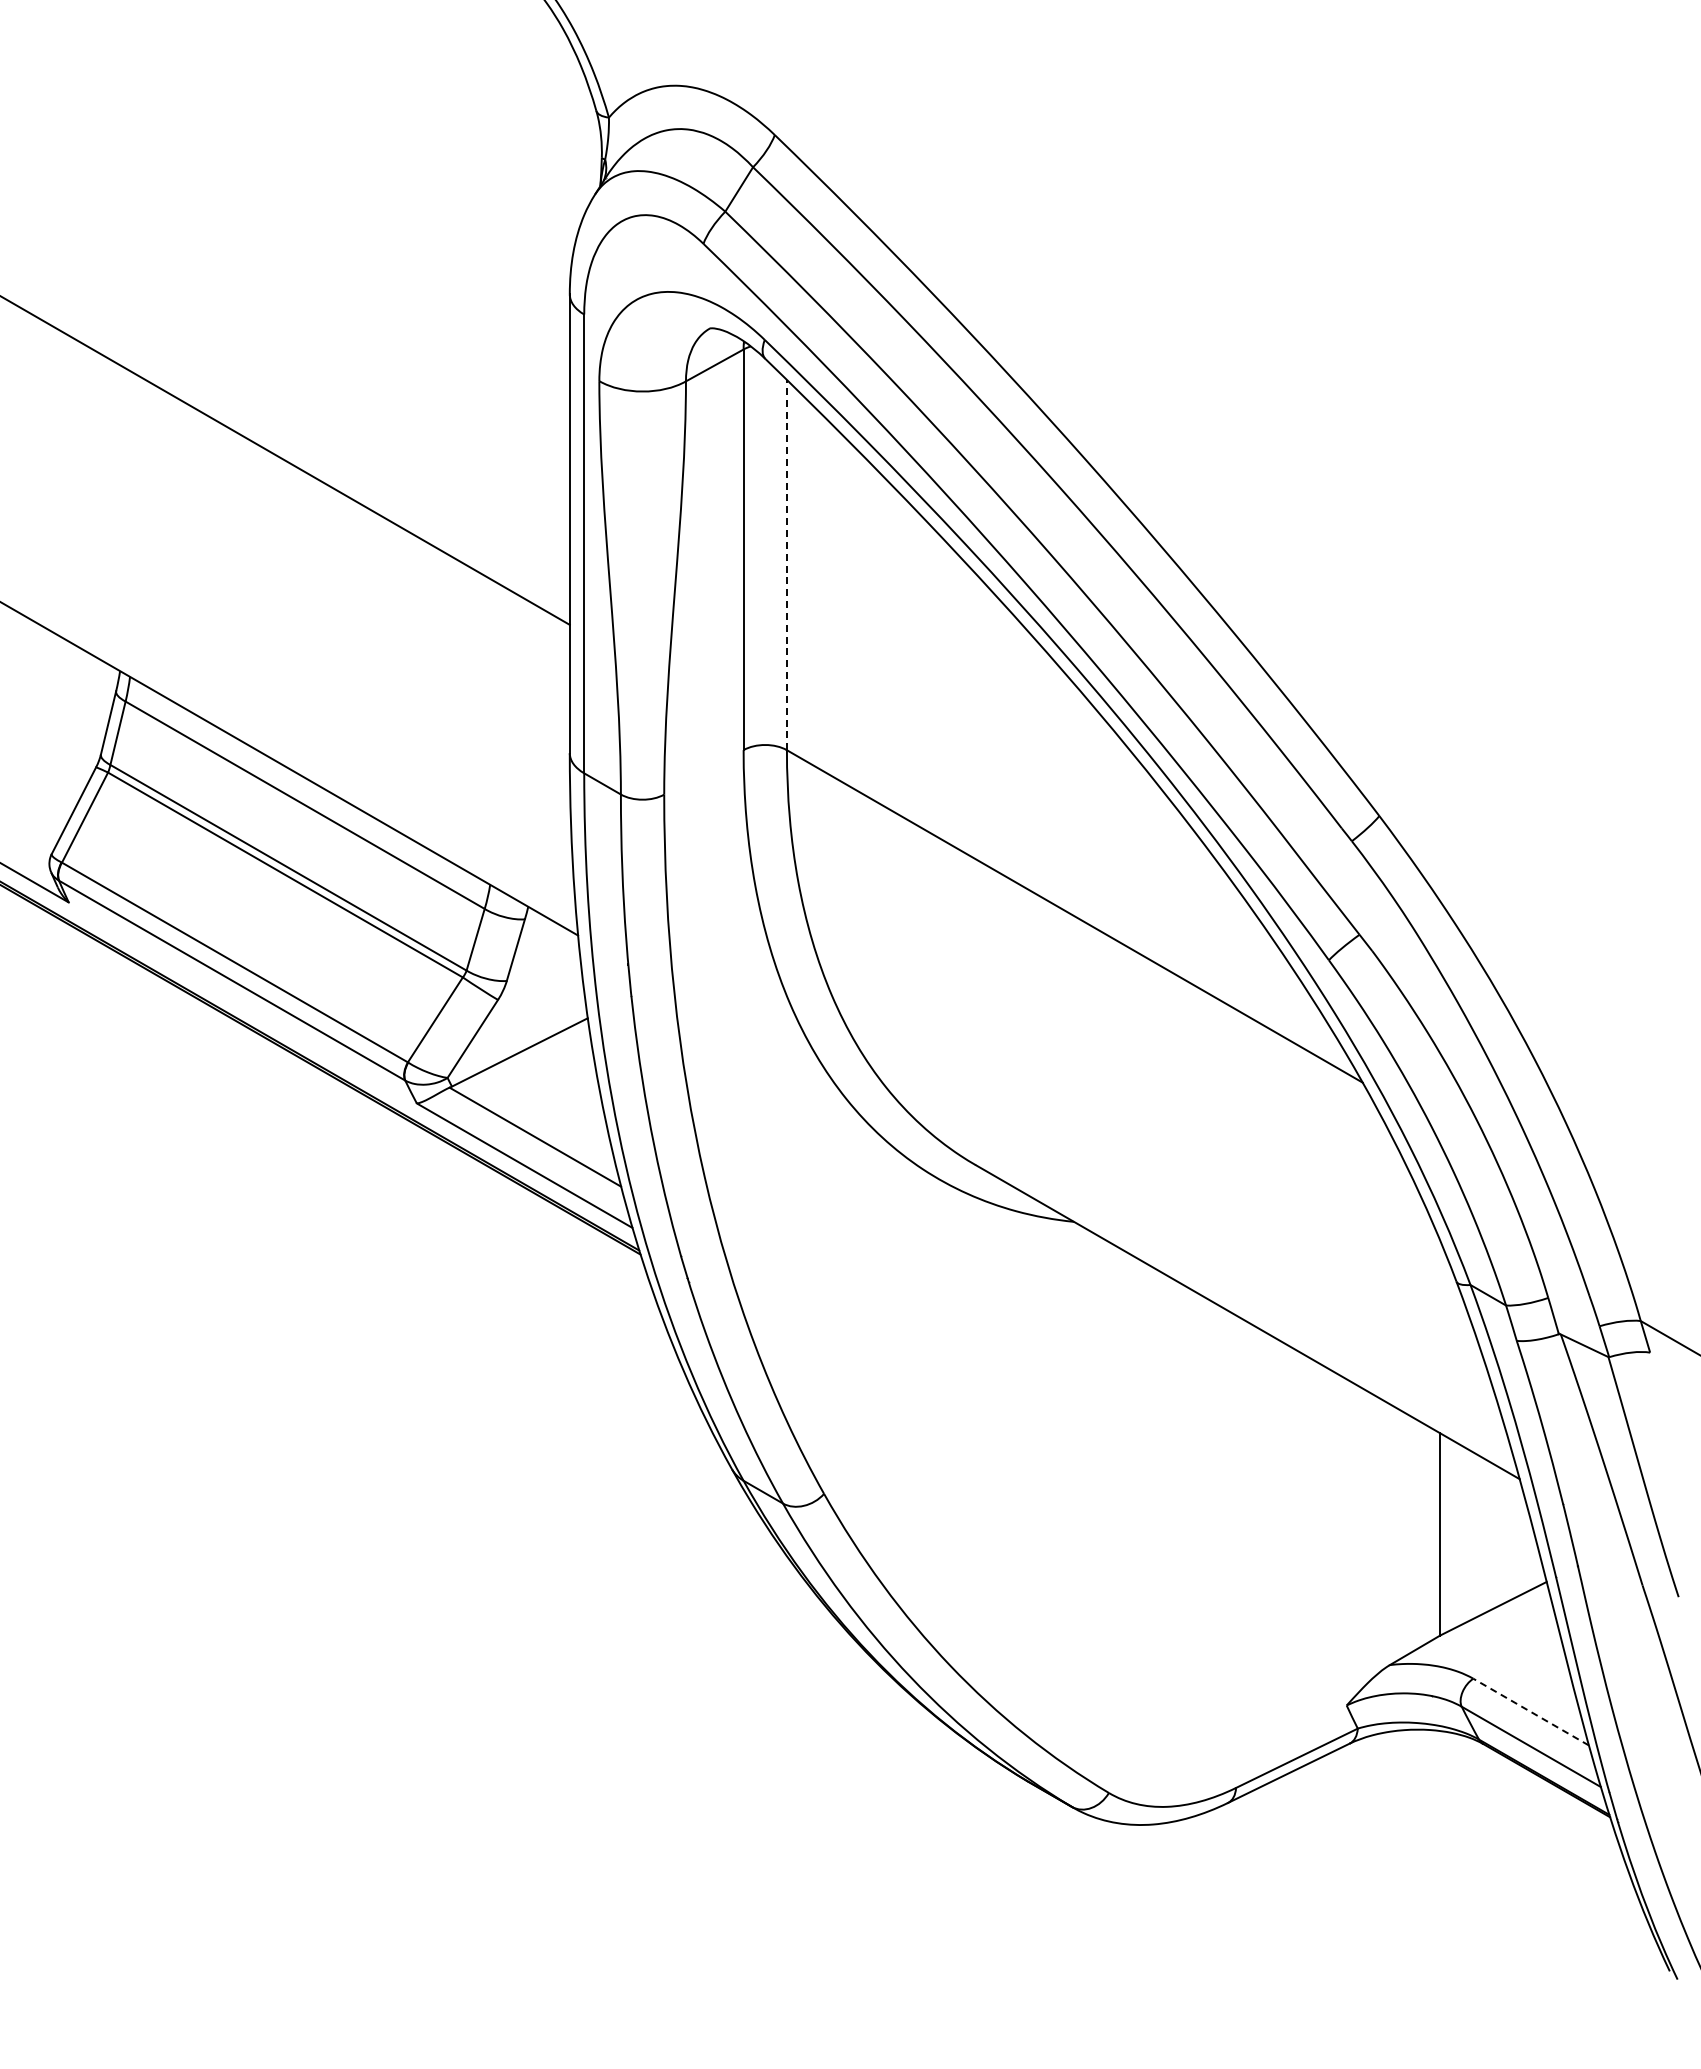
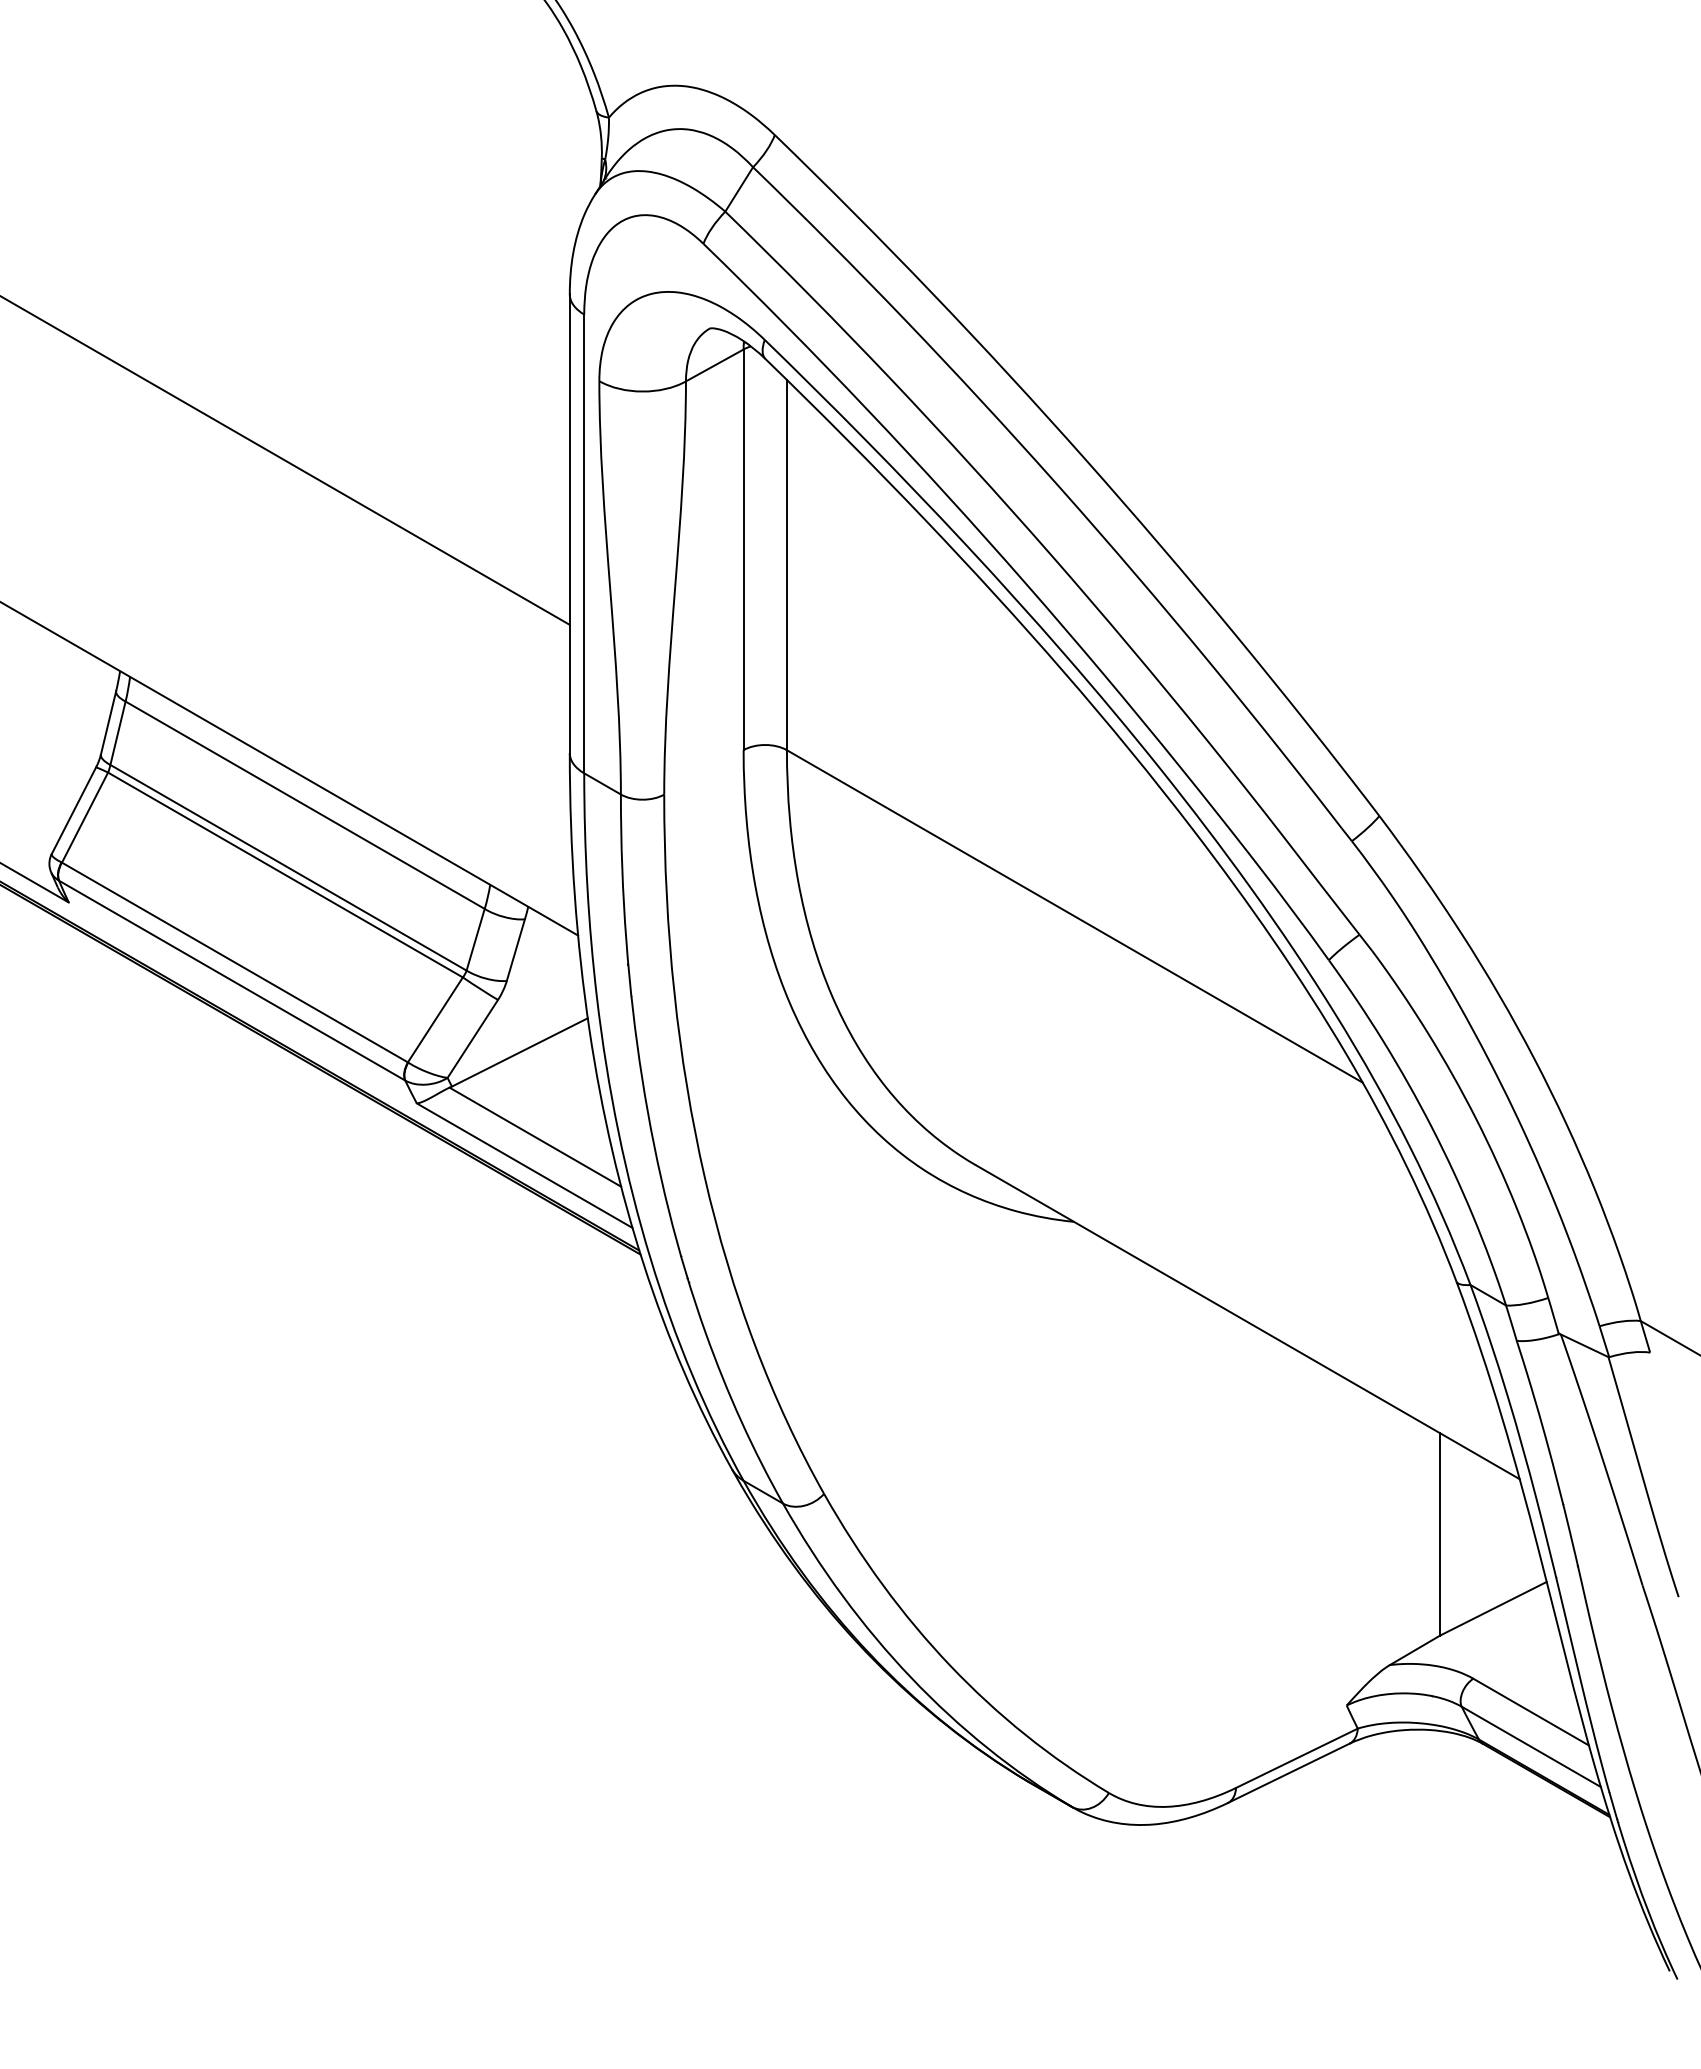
line: dashed -> solid (786, 564)
line: dashed -> solid (1531, 1712)
